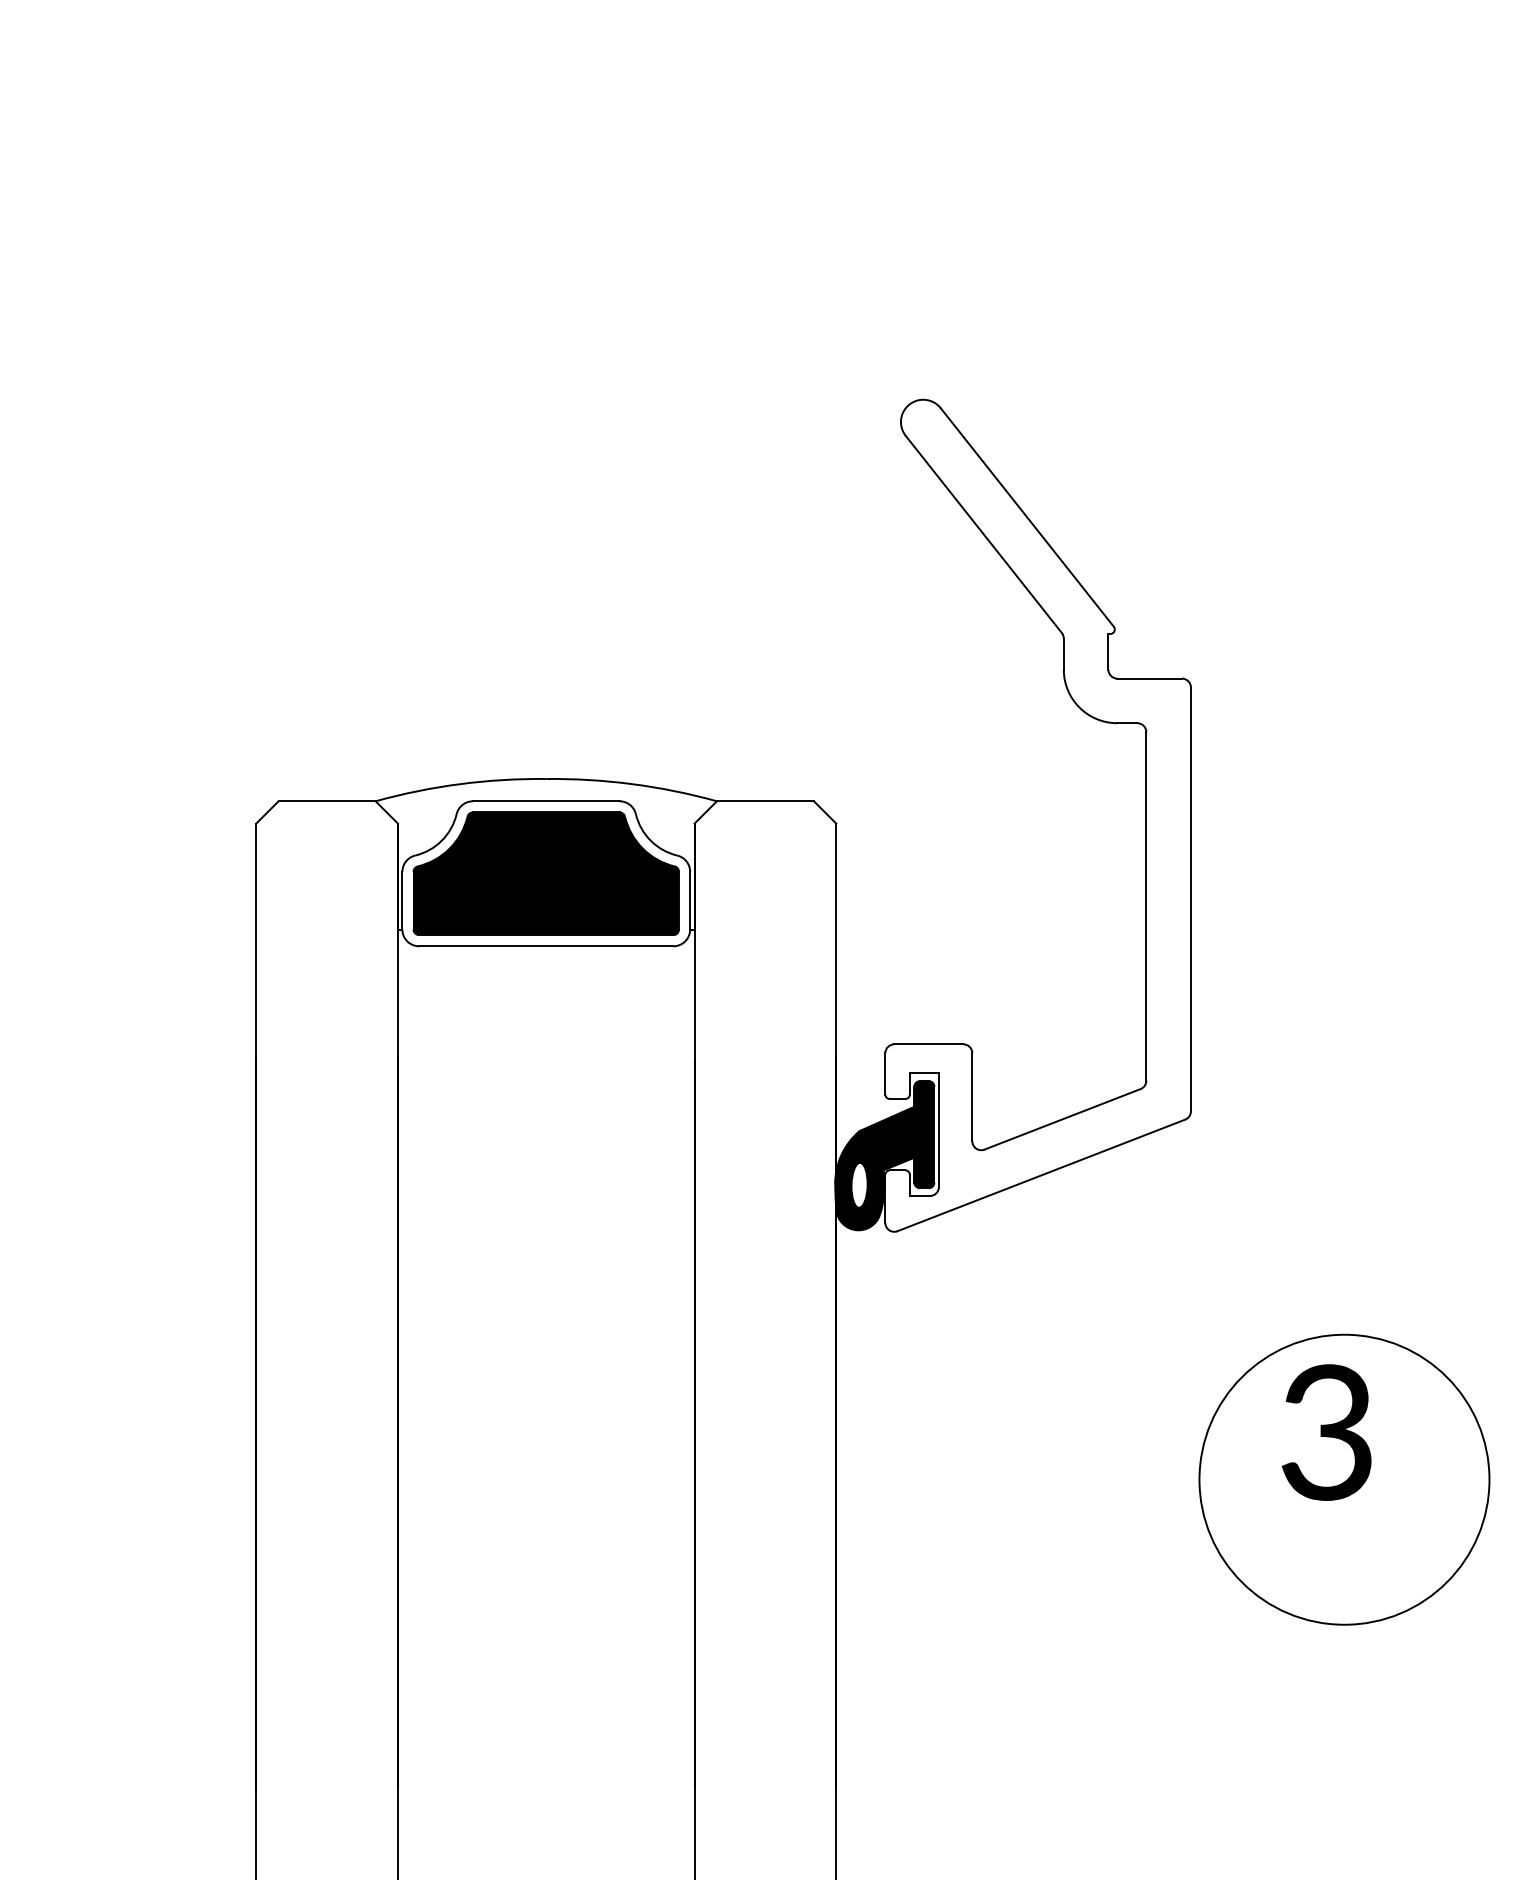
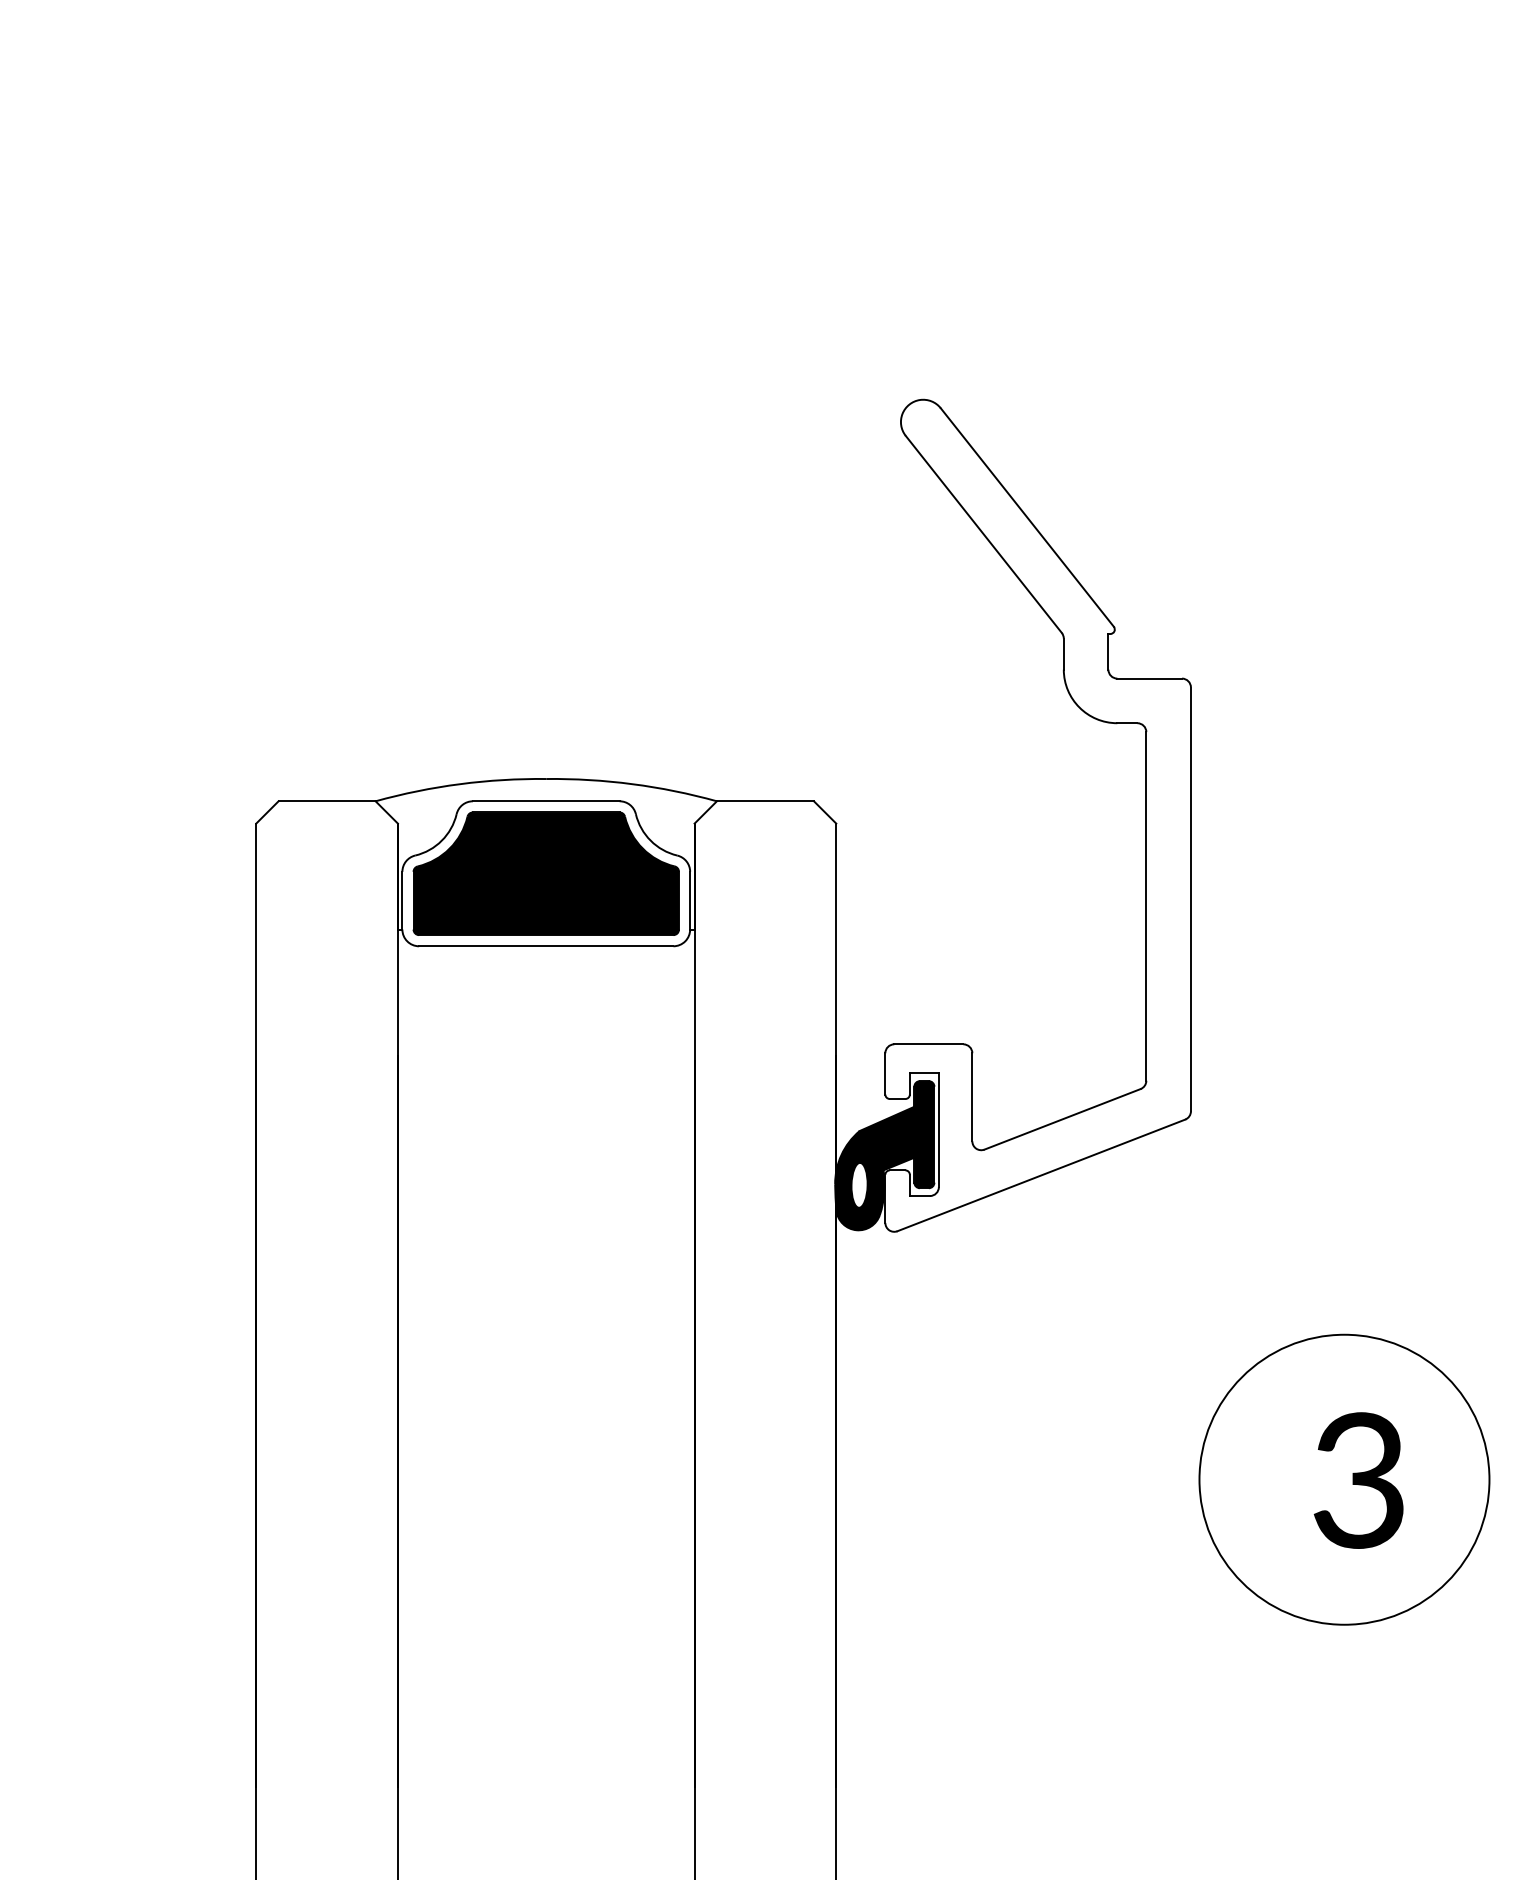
text position: (1326, 1432) -> (1358, 1480) (1358, 1480)
